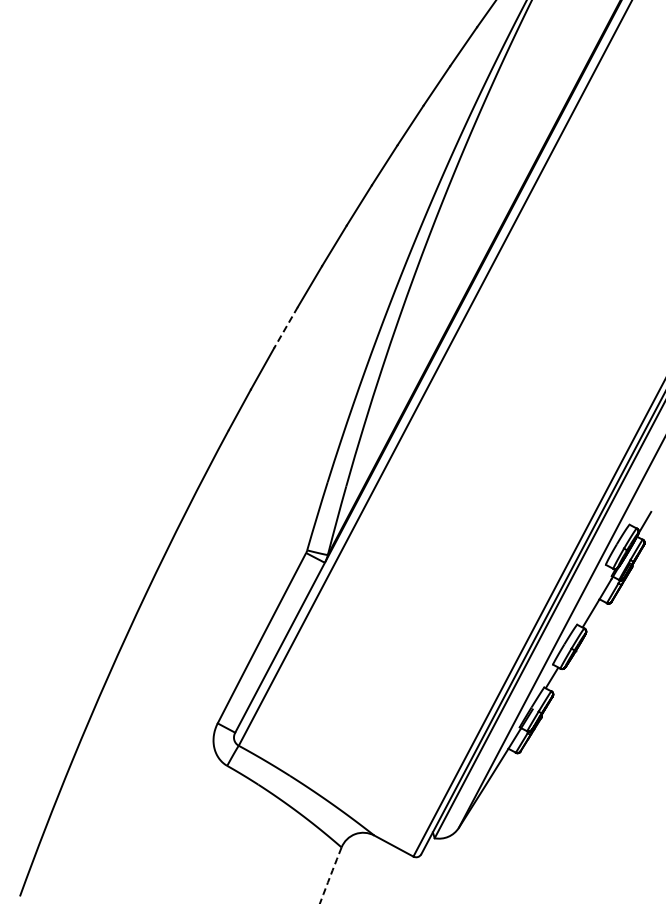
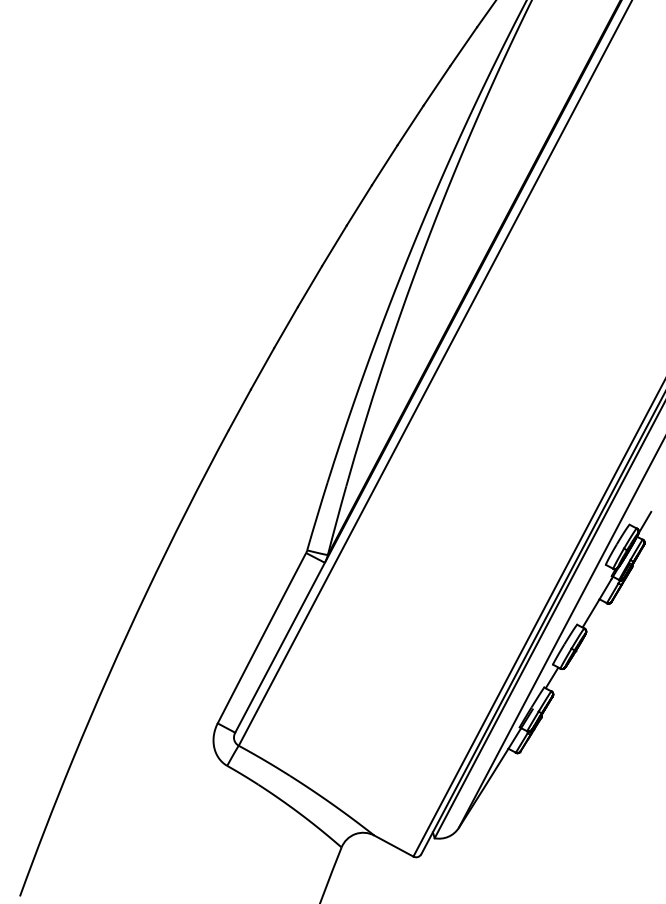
line: dashed -> solid (286, 327)
arc: dashed -> solid (330, 875)
